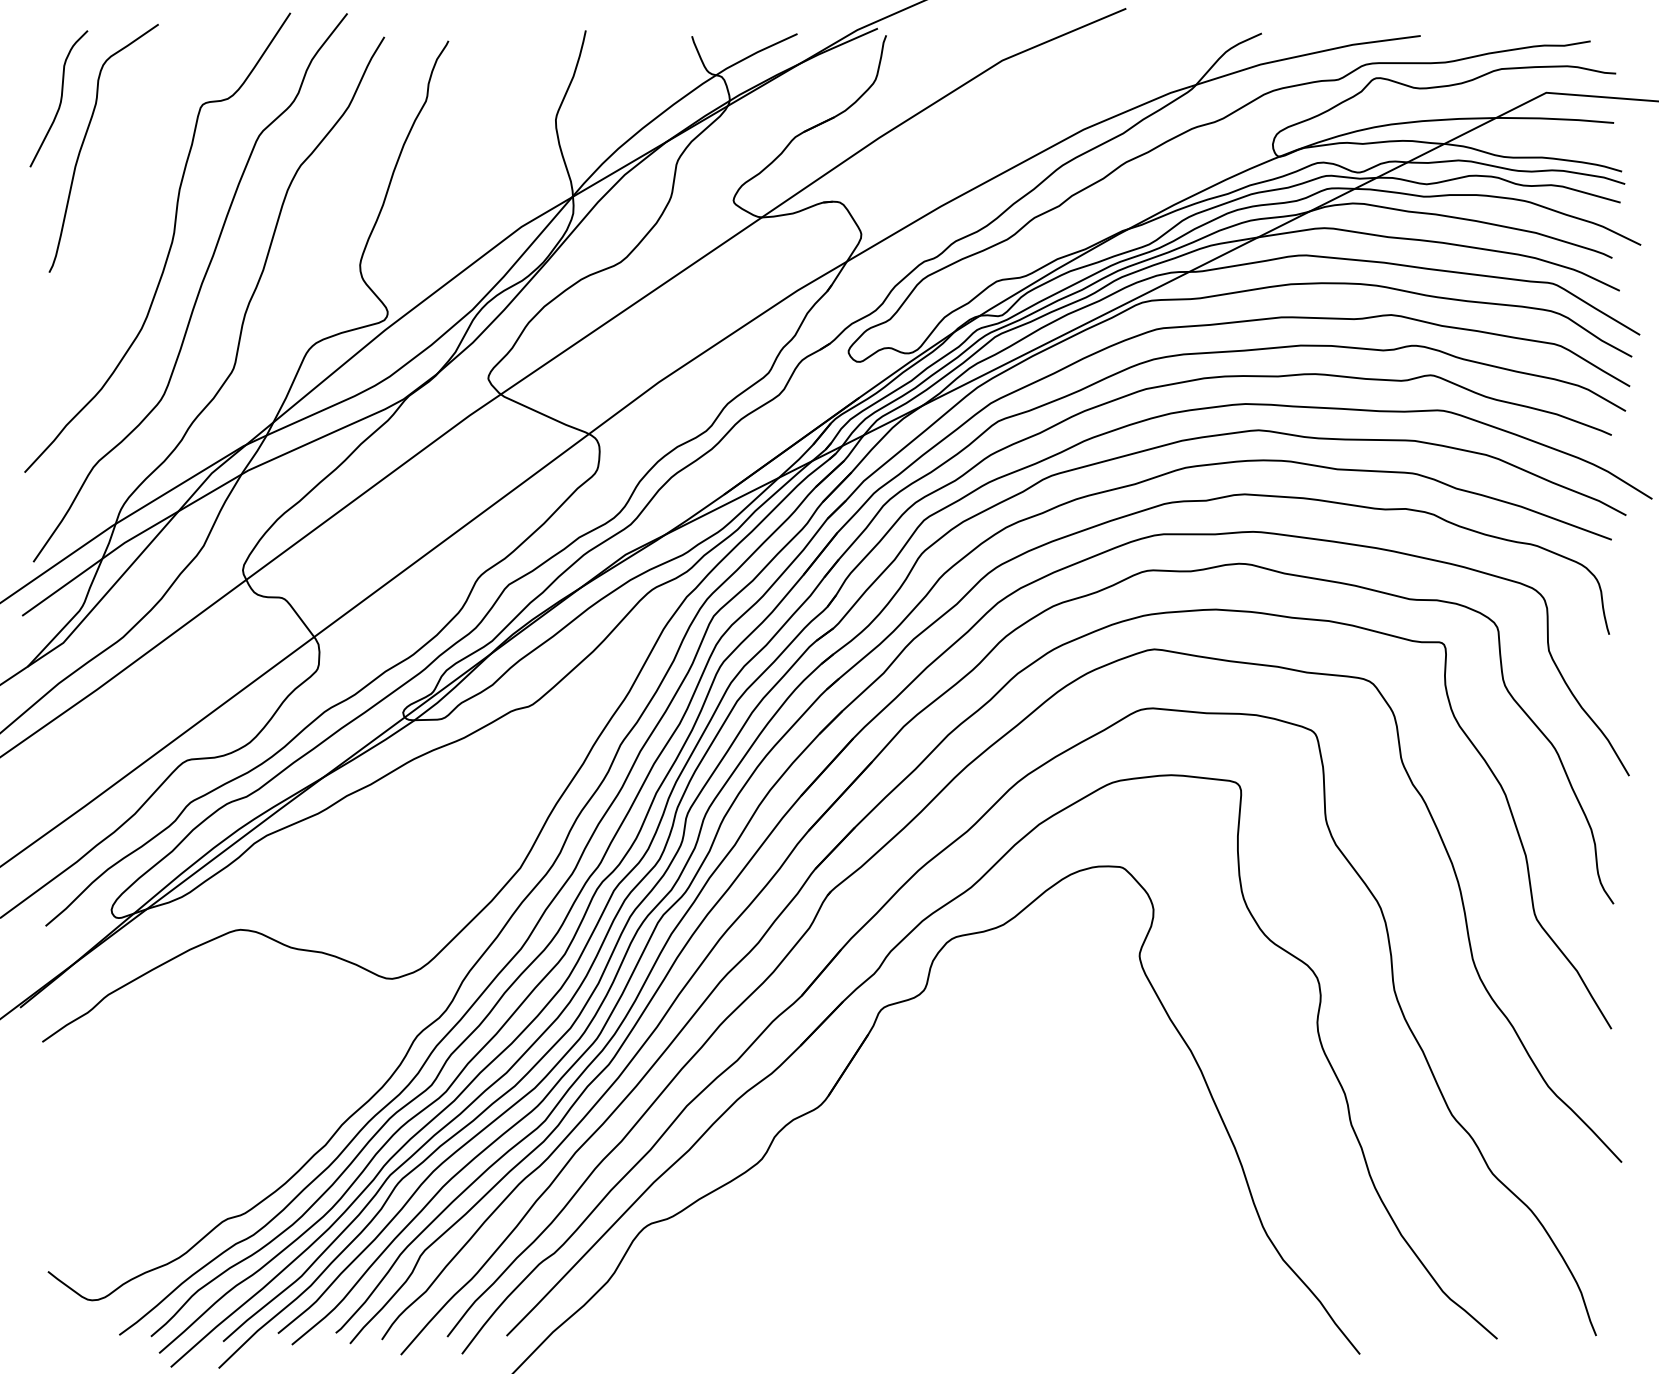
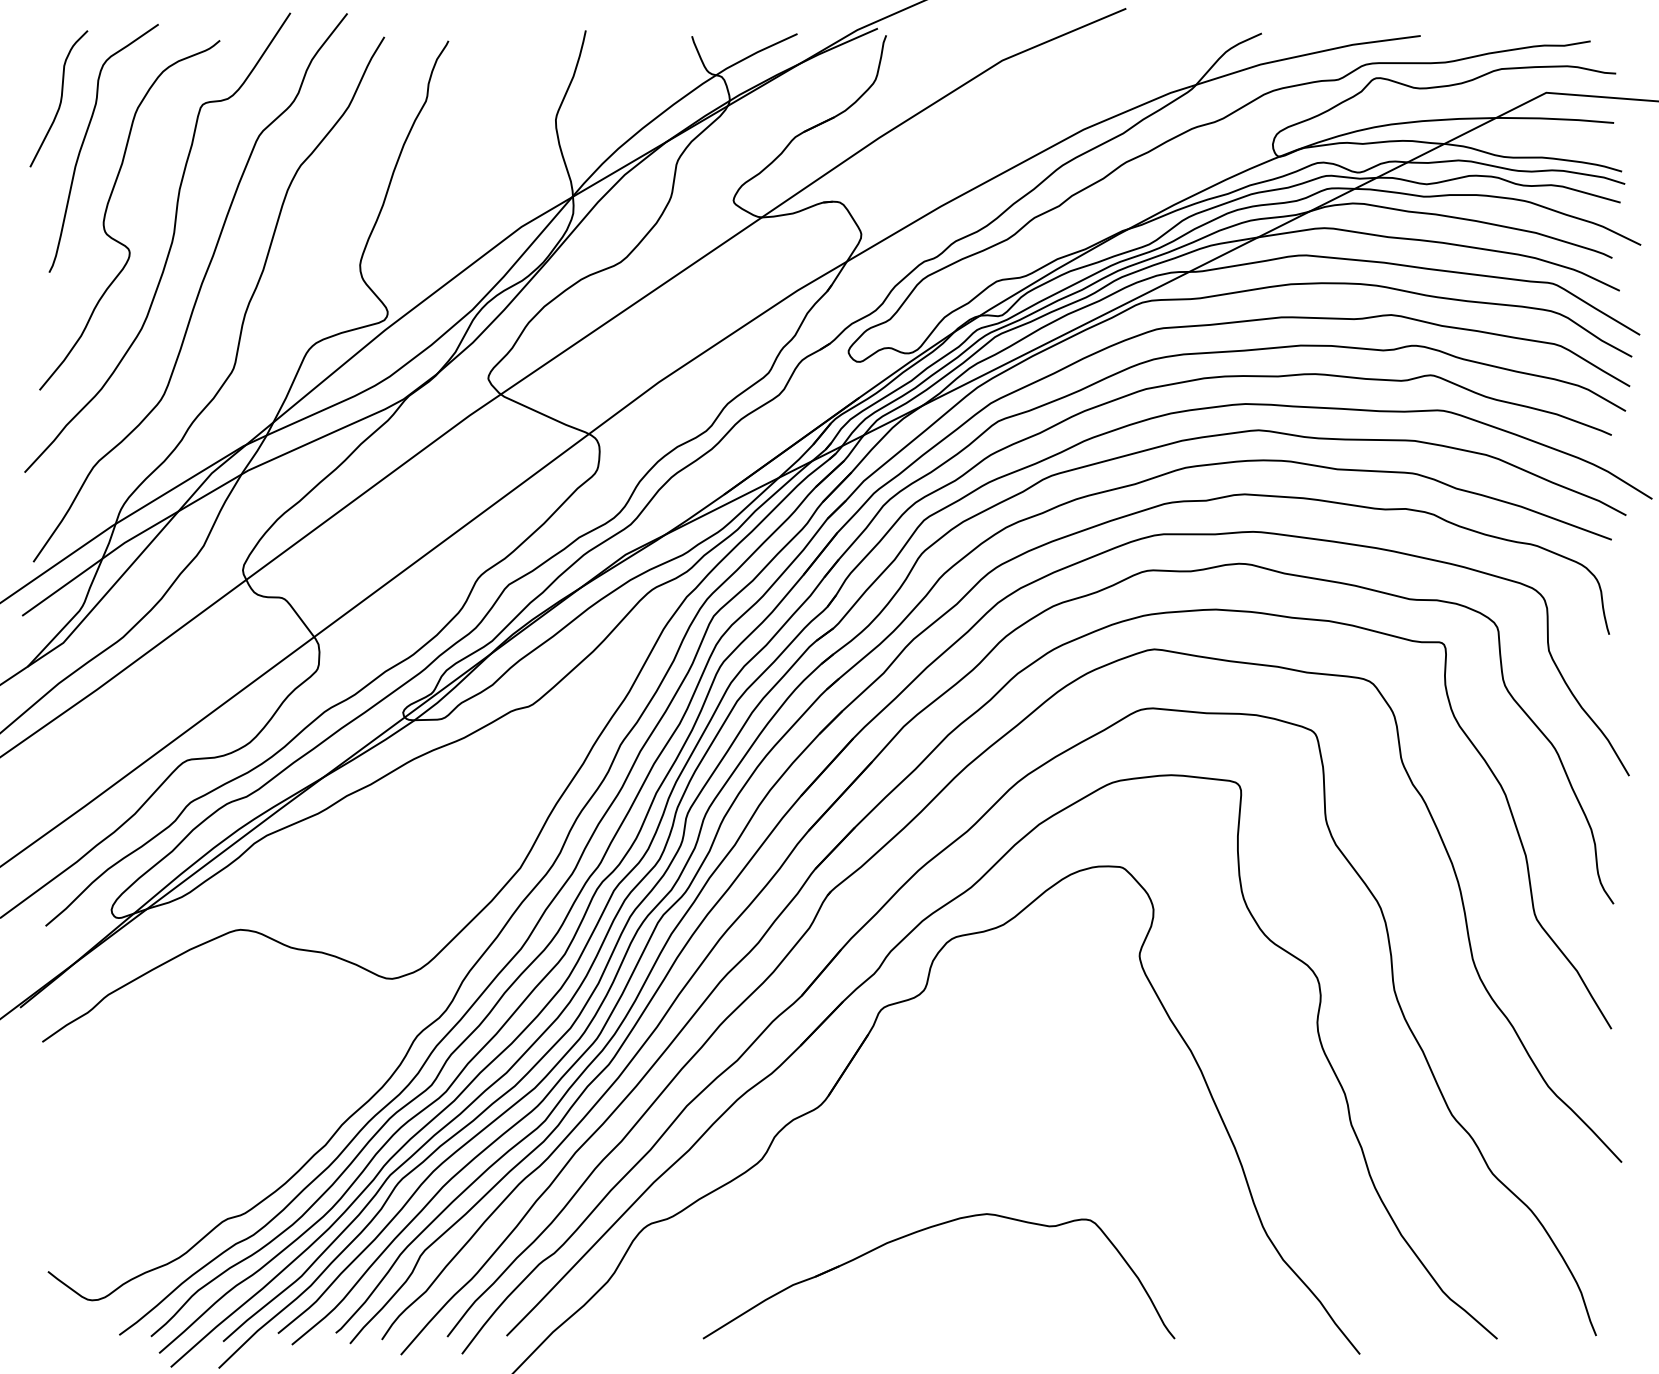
curve: none -> present (107, 209)
part: none -> present (924, 1230)
